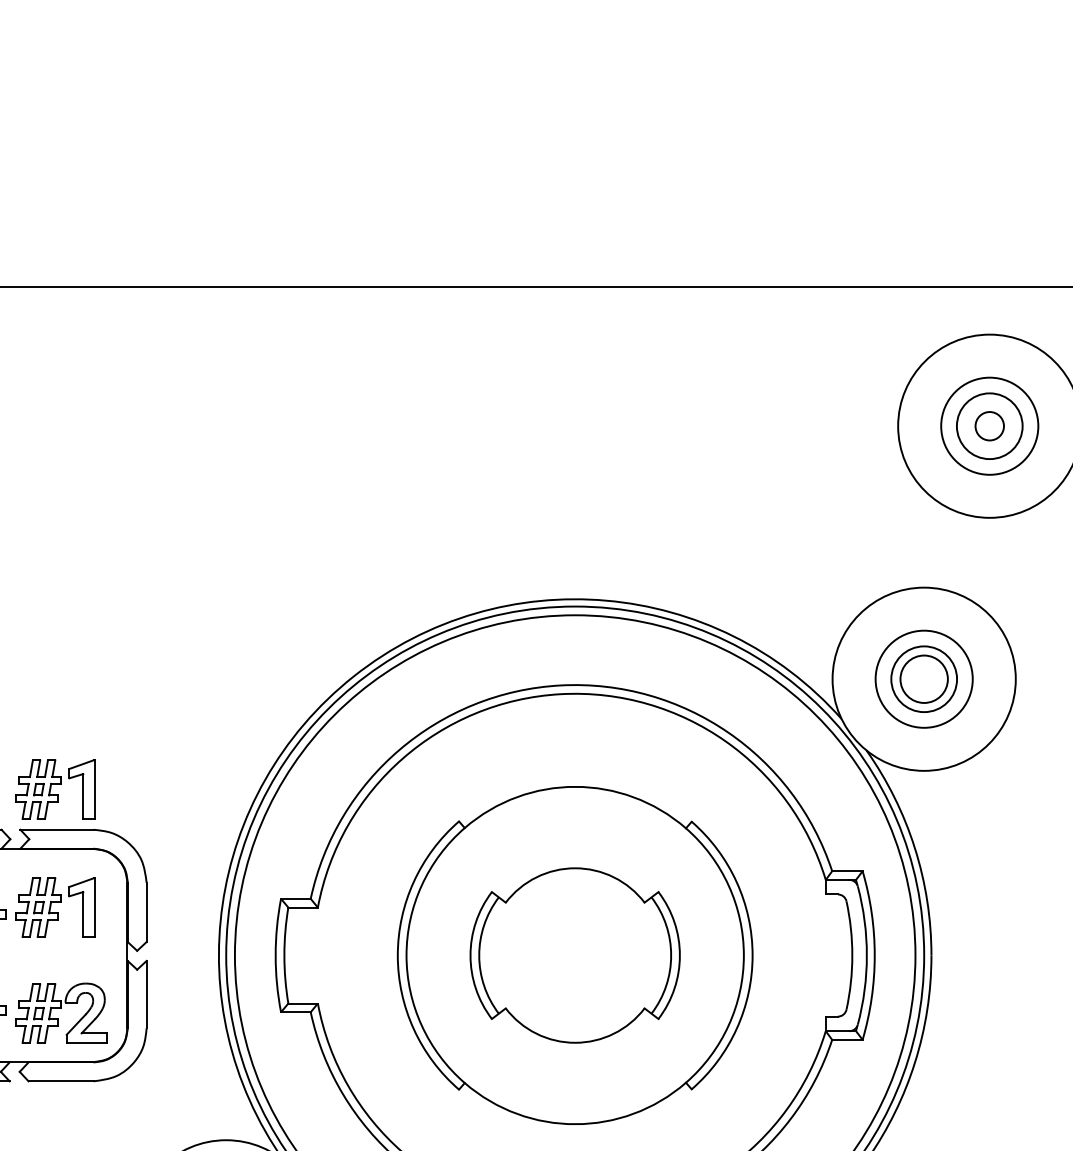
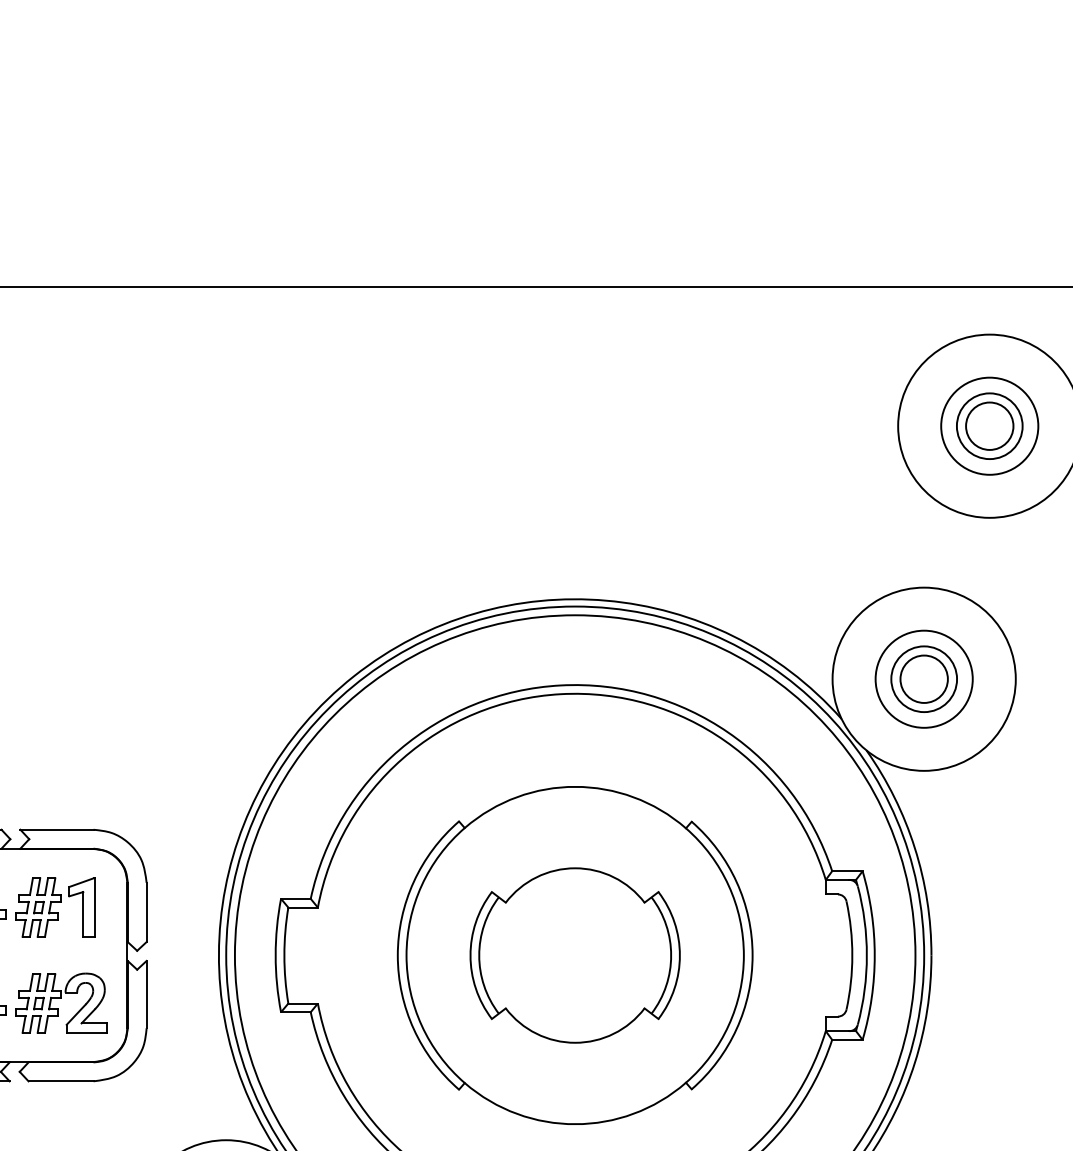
circle diameter: 28 px -> 47 px (989, 425)
part: present -> none (55, 789)
part position: (61, 1012) -> (61, 1002) (61, 1002)
